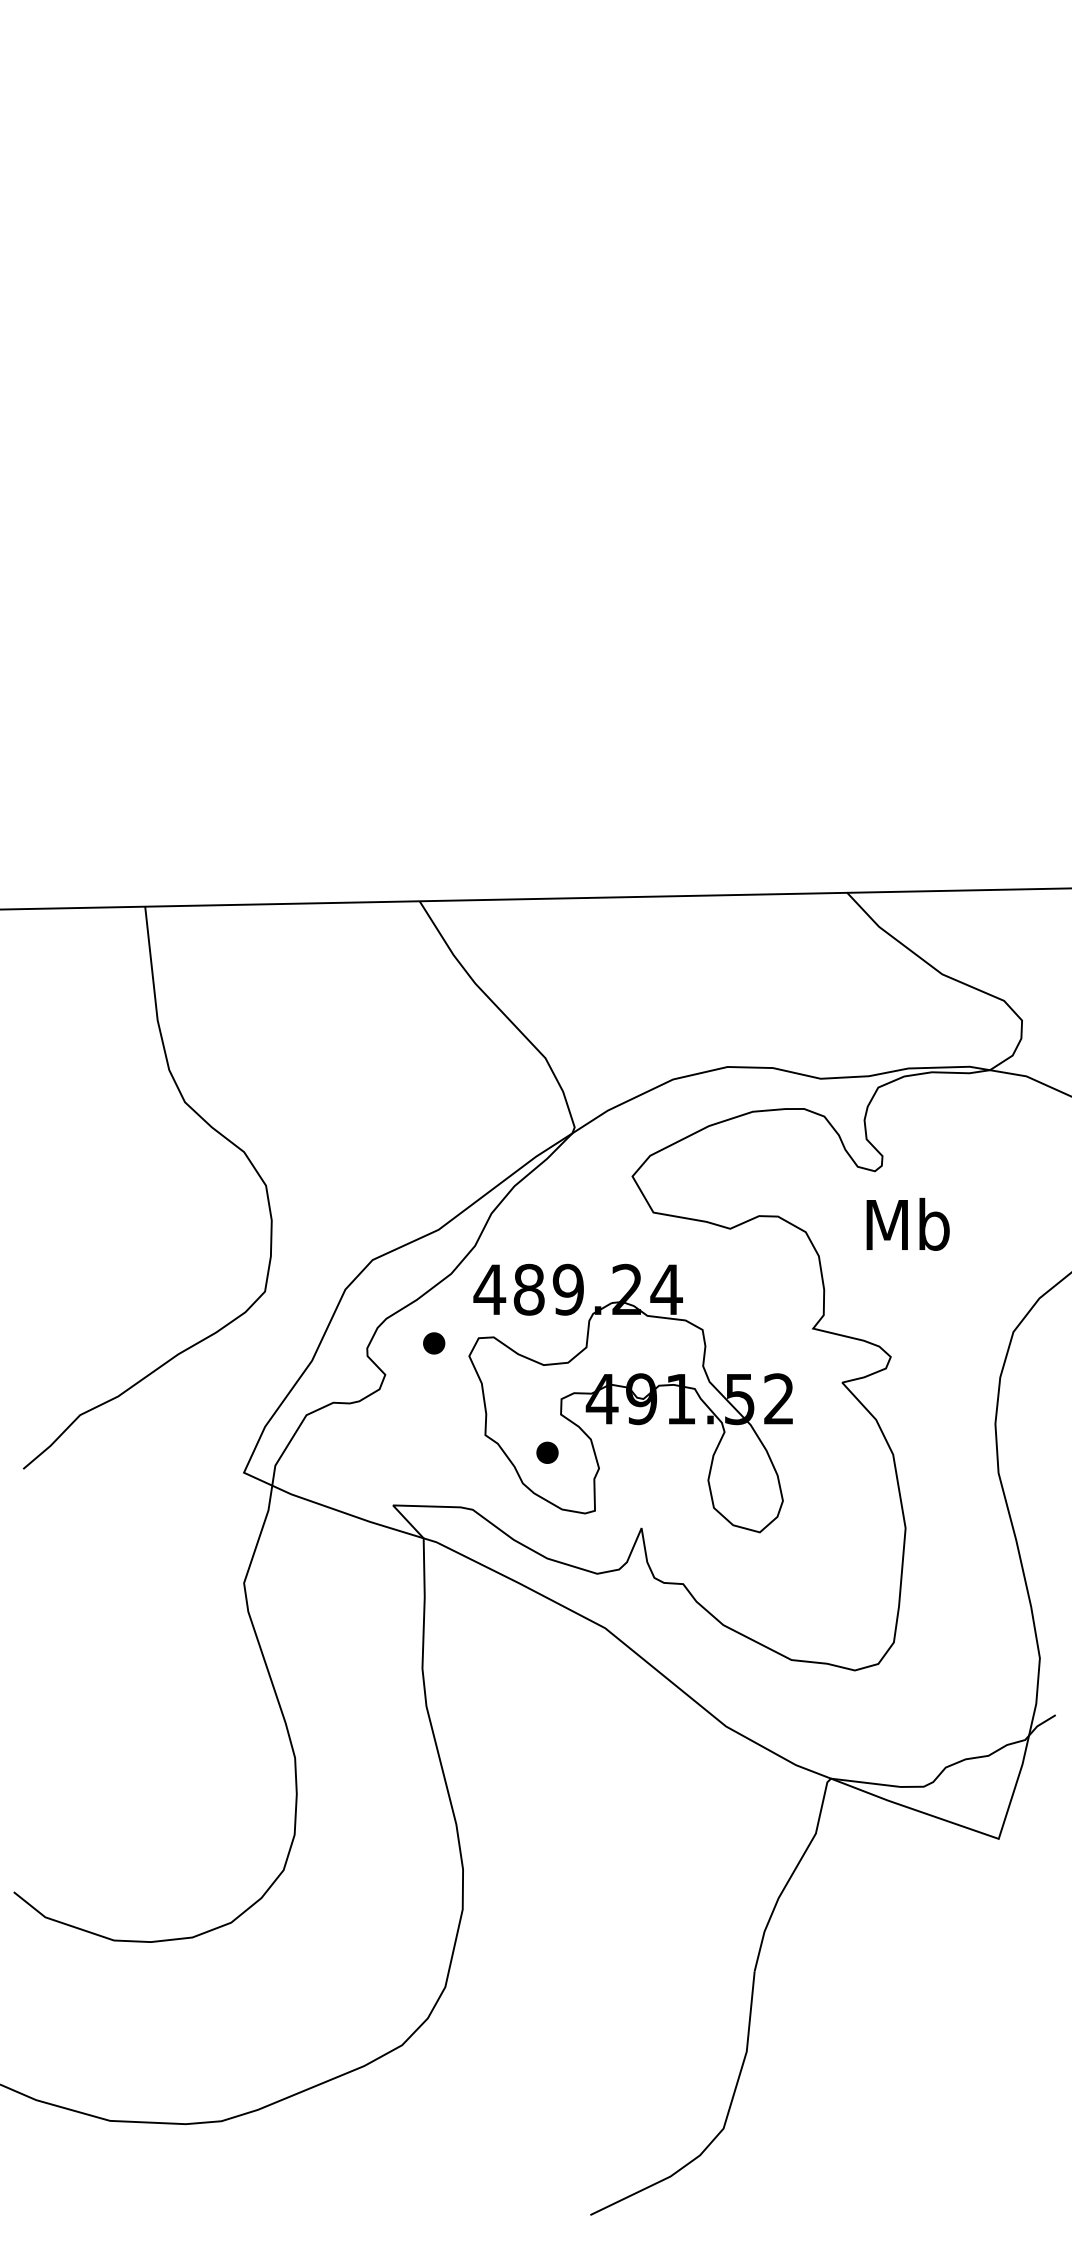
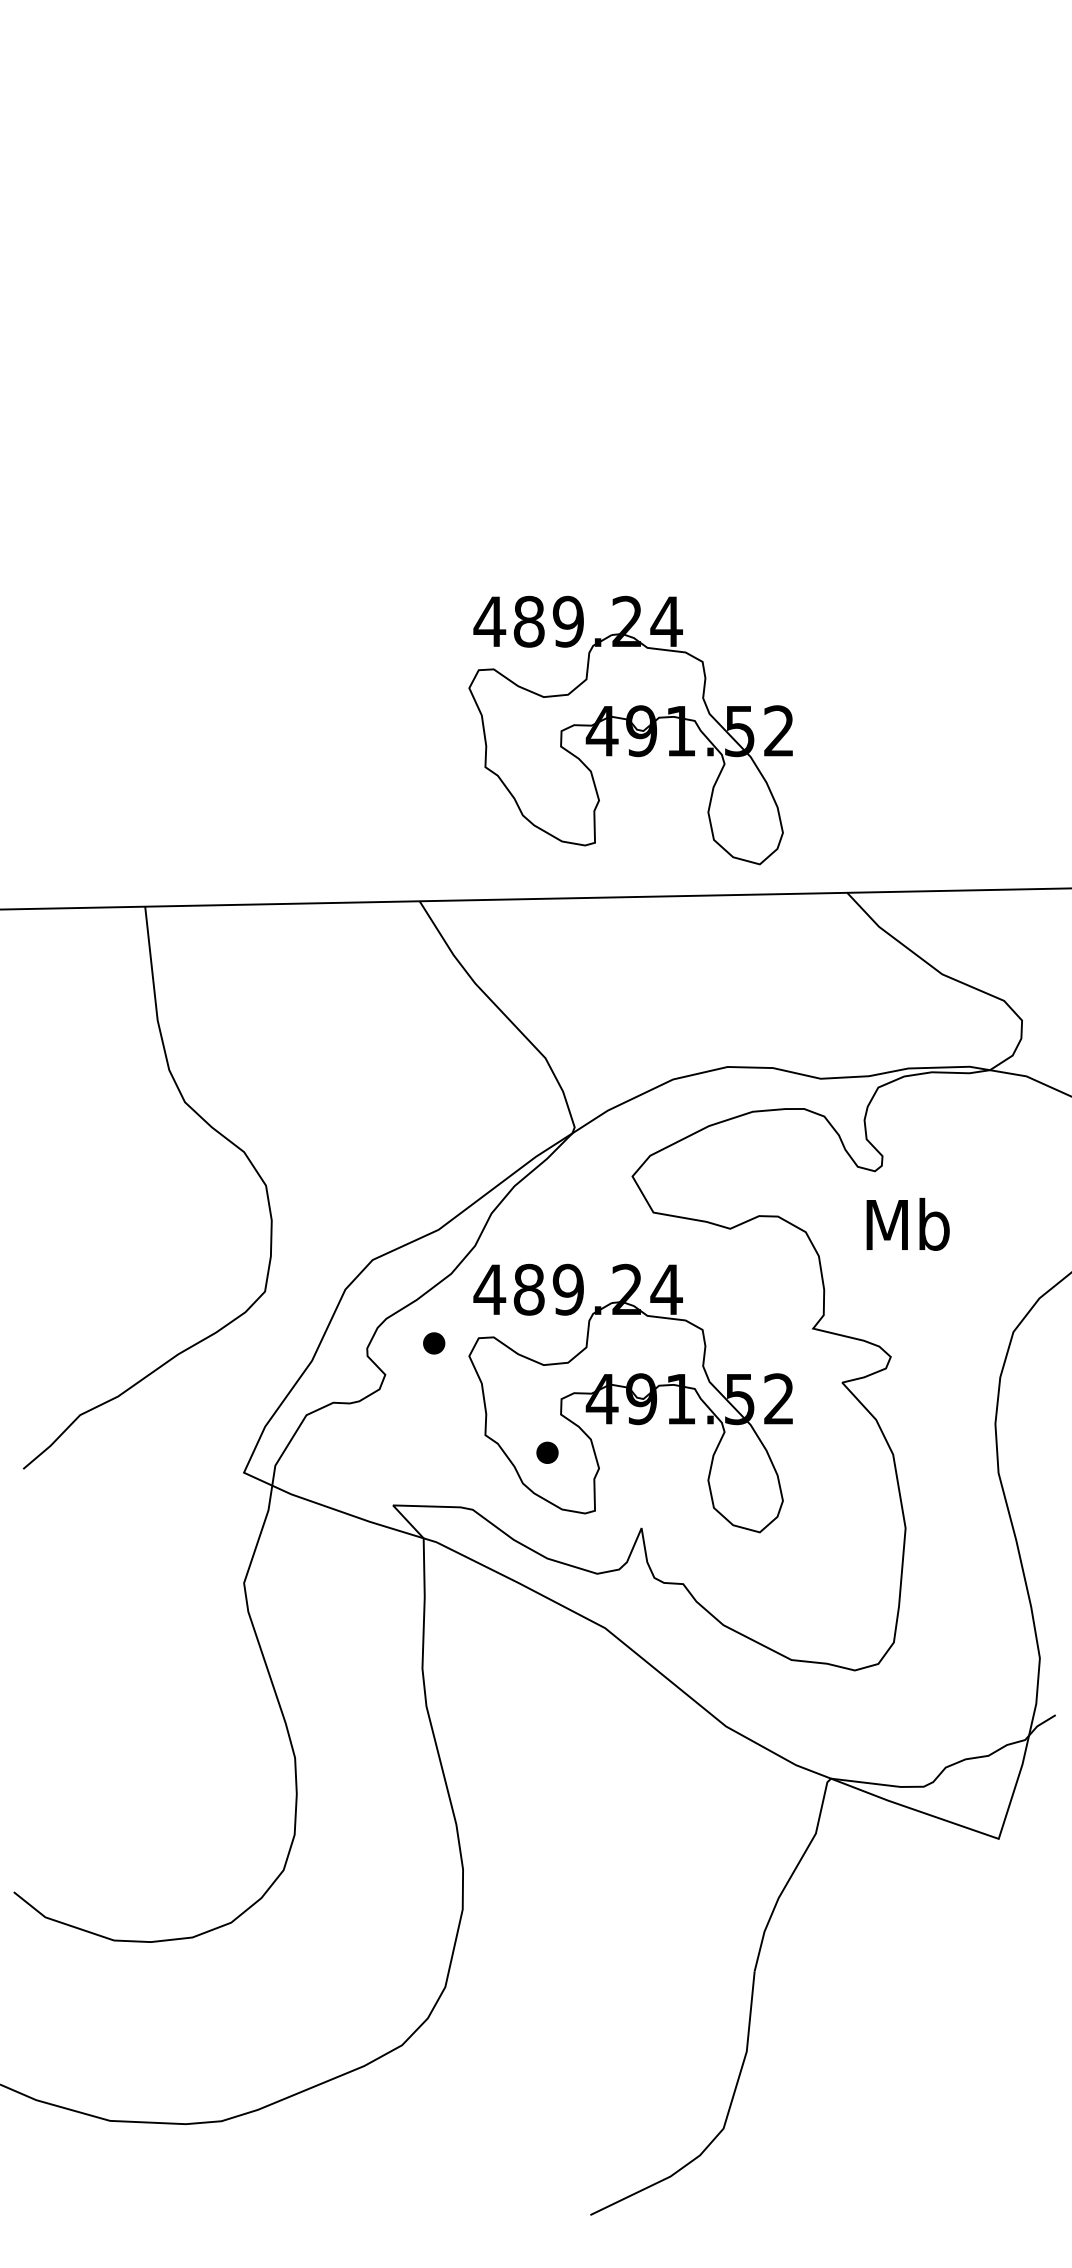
part: none -> present (630, 730)
